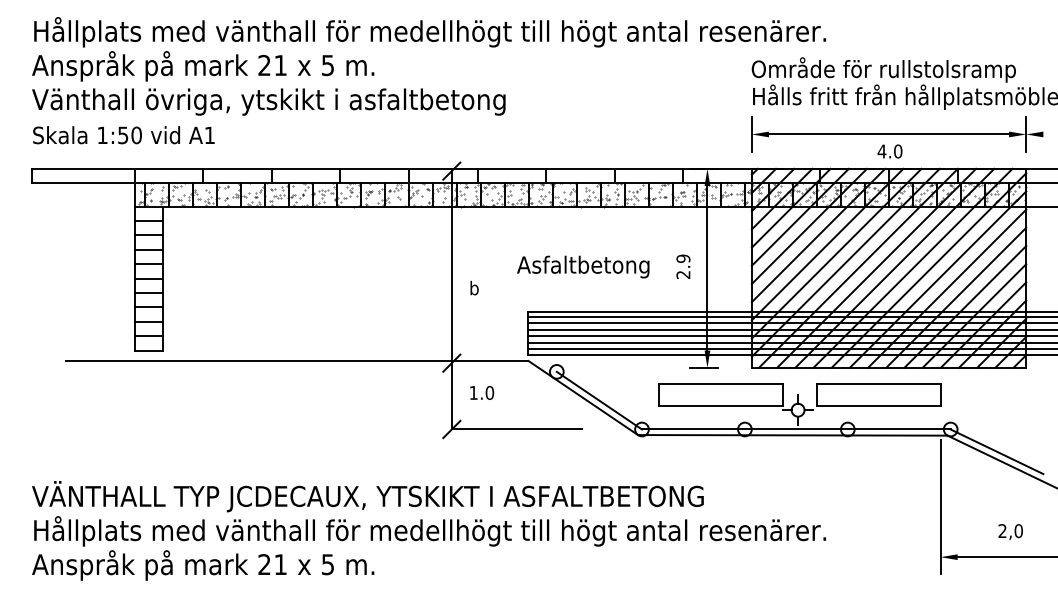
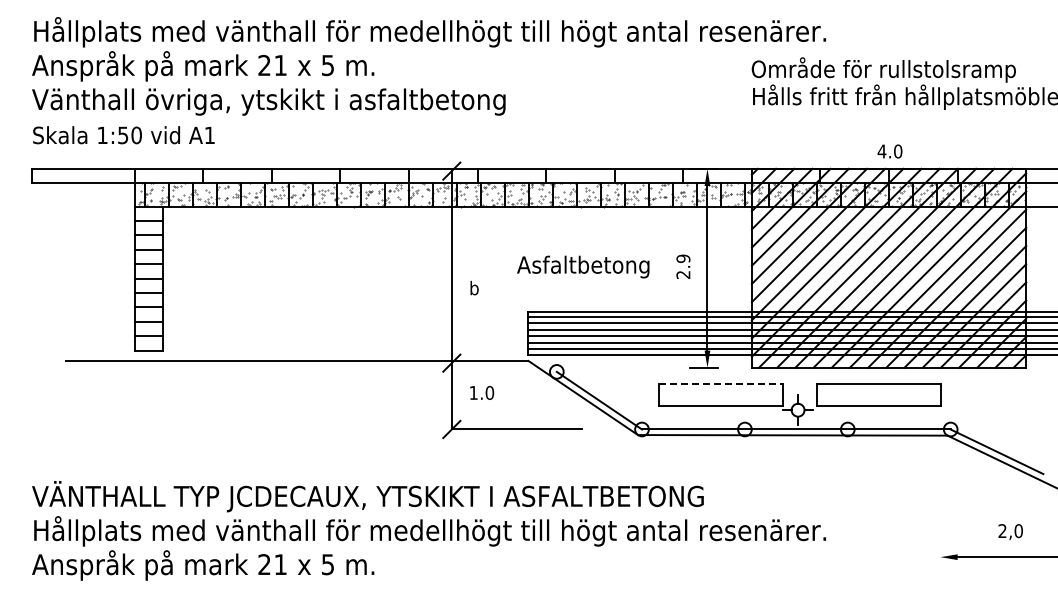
part: present -> none (897, 134)
line: solid -> dashed (721, 384)
line: present -> none (940, 507)
